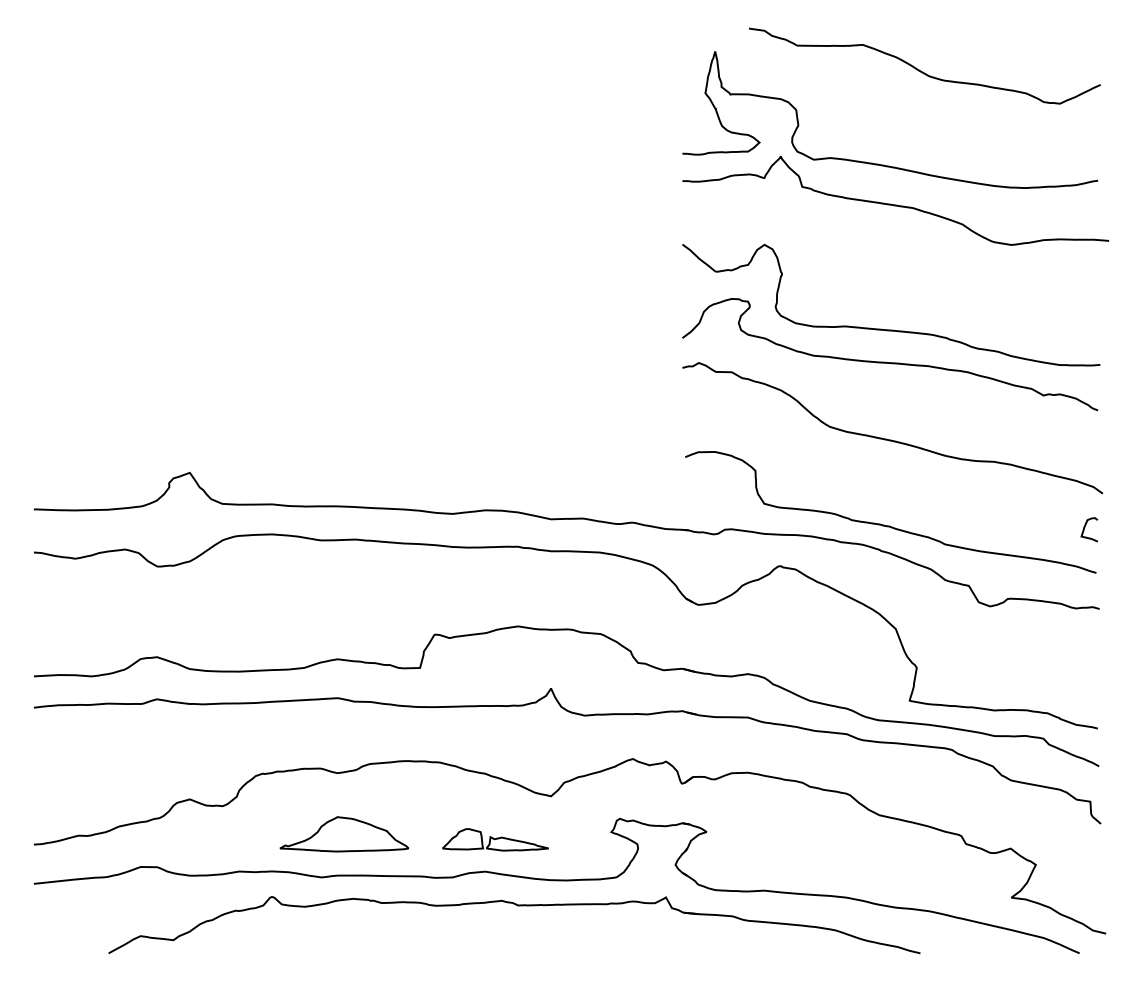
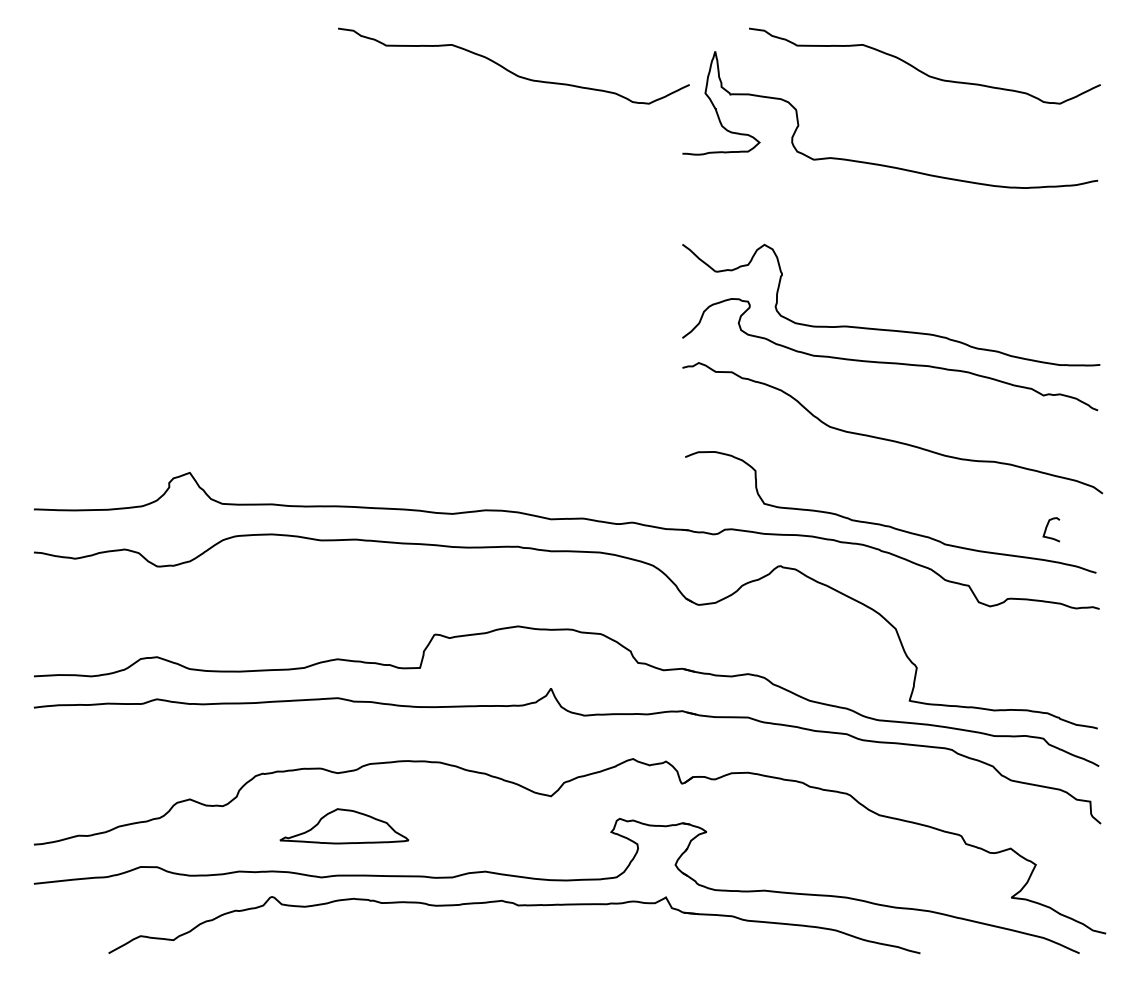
curve: none -> present (510, 70)
curve: present -> none (895, 204)
curve position: (1085, 527) -> (1047, 527) (1047, 527)
part position: (344, 834) -> (344, 826) (344, 826)
part: present -> none (495, 839)
